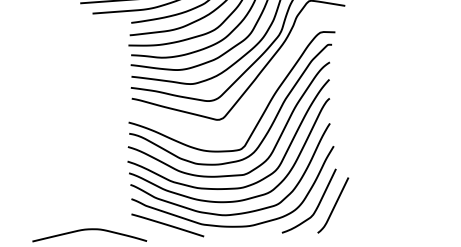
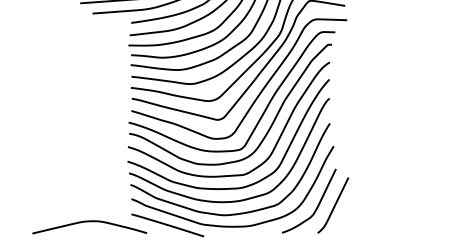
curve: none -> present (259, 92)
curve position: (89, 230) -> (89, 222) (89, 222)
